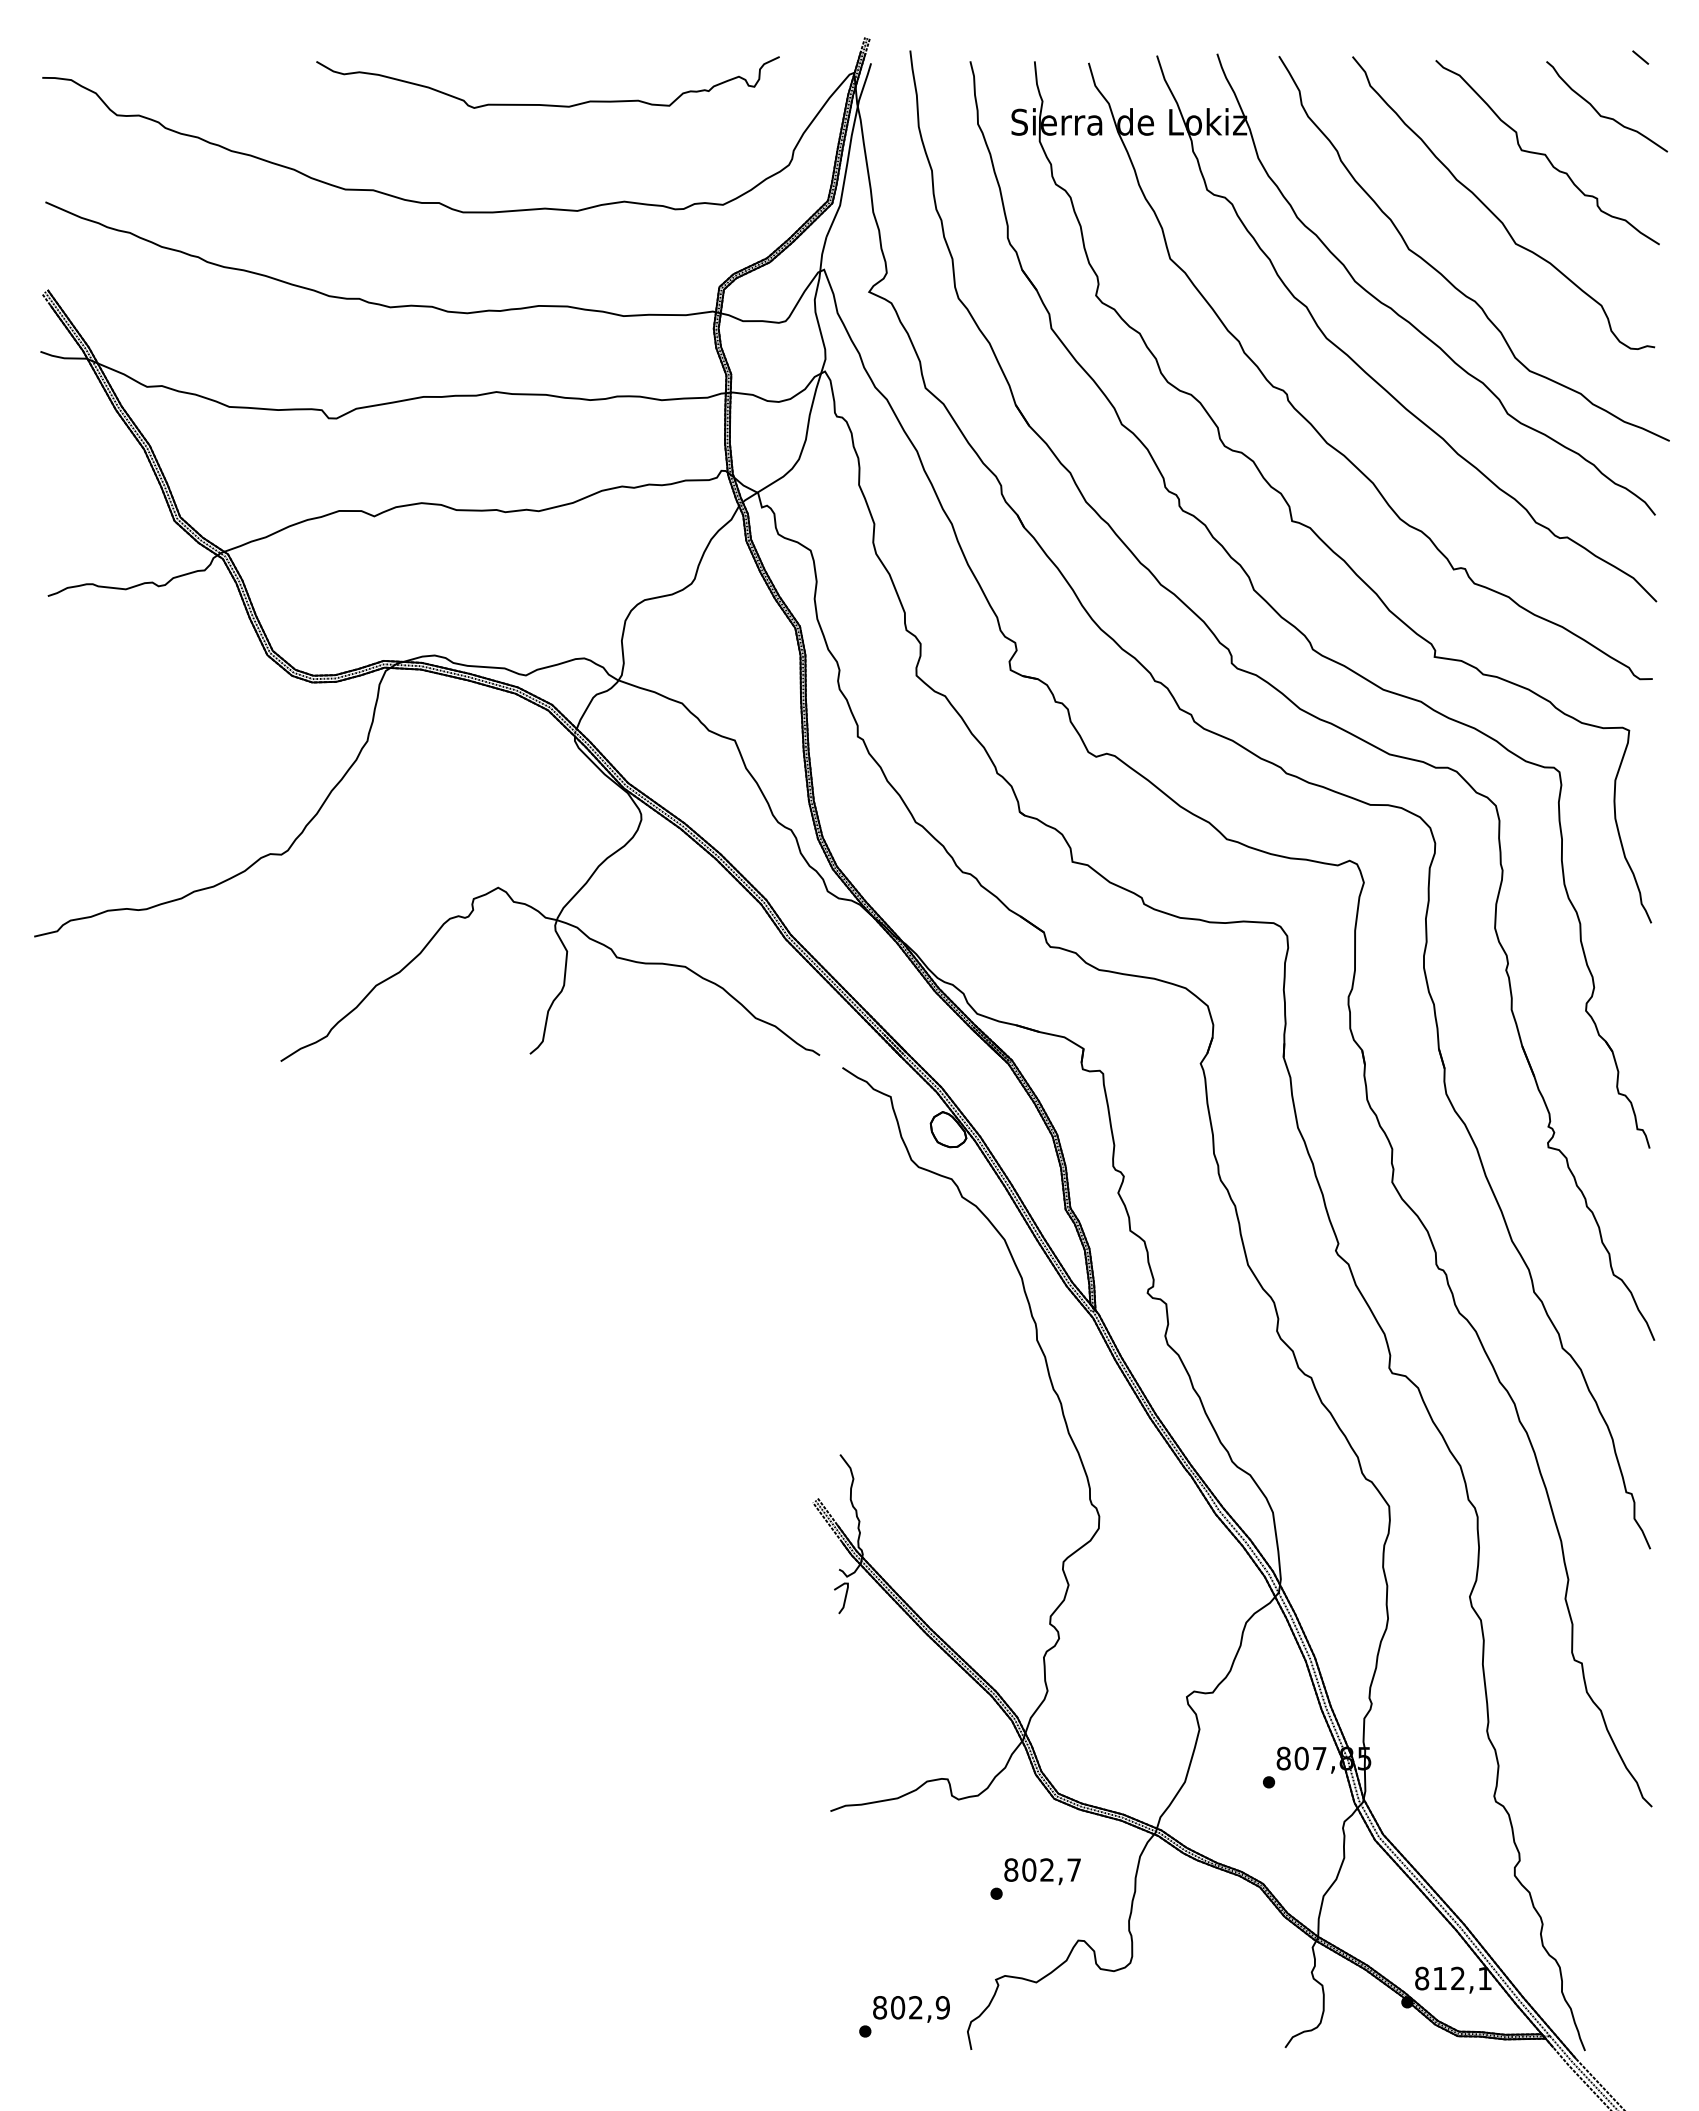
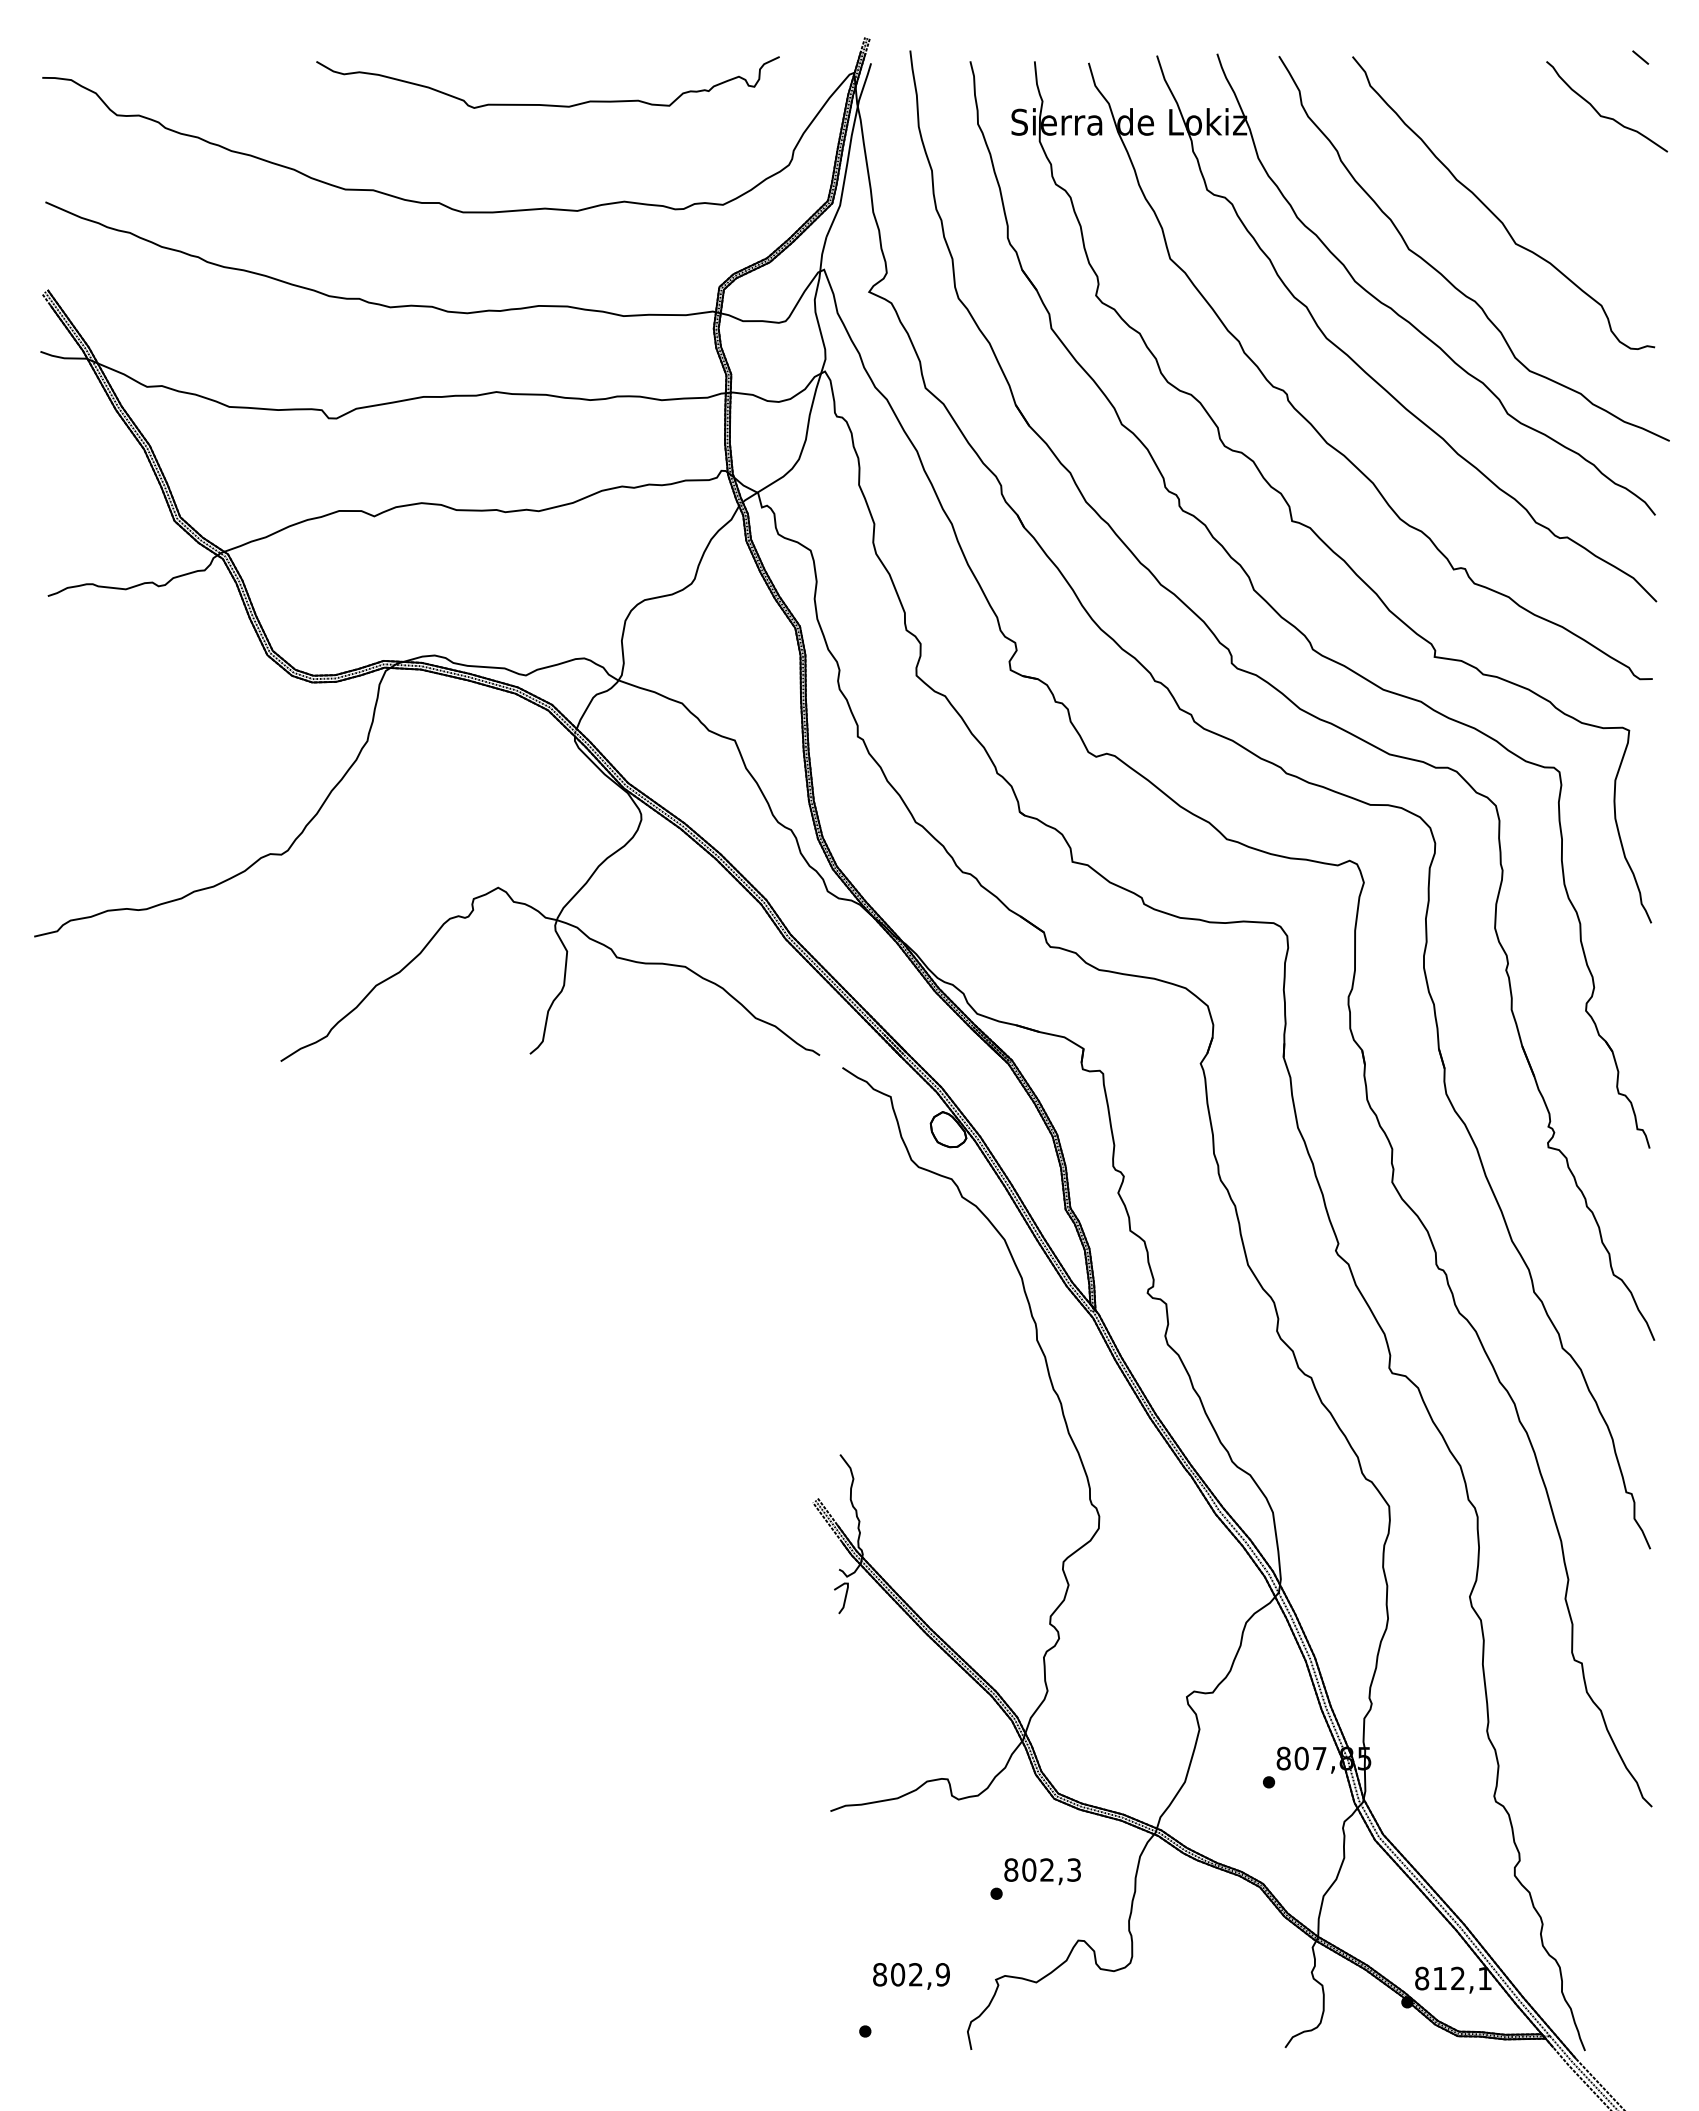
part: present -> none (1547, 152)
text: 802,7 -> 802,3 (1073, 1869)
text position: (911, 2009) -> (911, 1976) (911, 1976)
